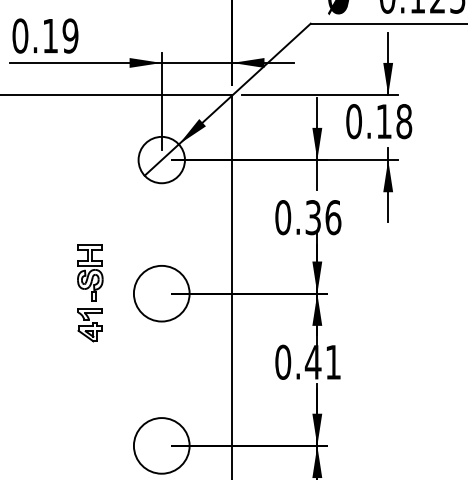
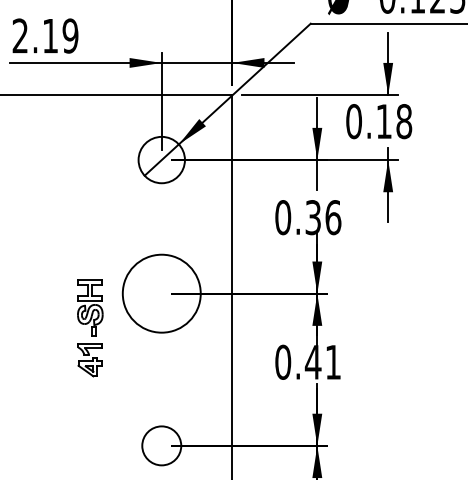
text: 0.19 -> 2.19 (20, 35)
part position: (90, 293) -> (90, 328) (90, 328)
circle diameter: 56 px -> 78 px (161, 293)
circle diameter: 56 px -> 39 px (161, 445)
